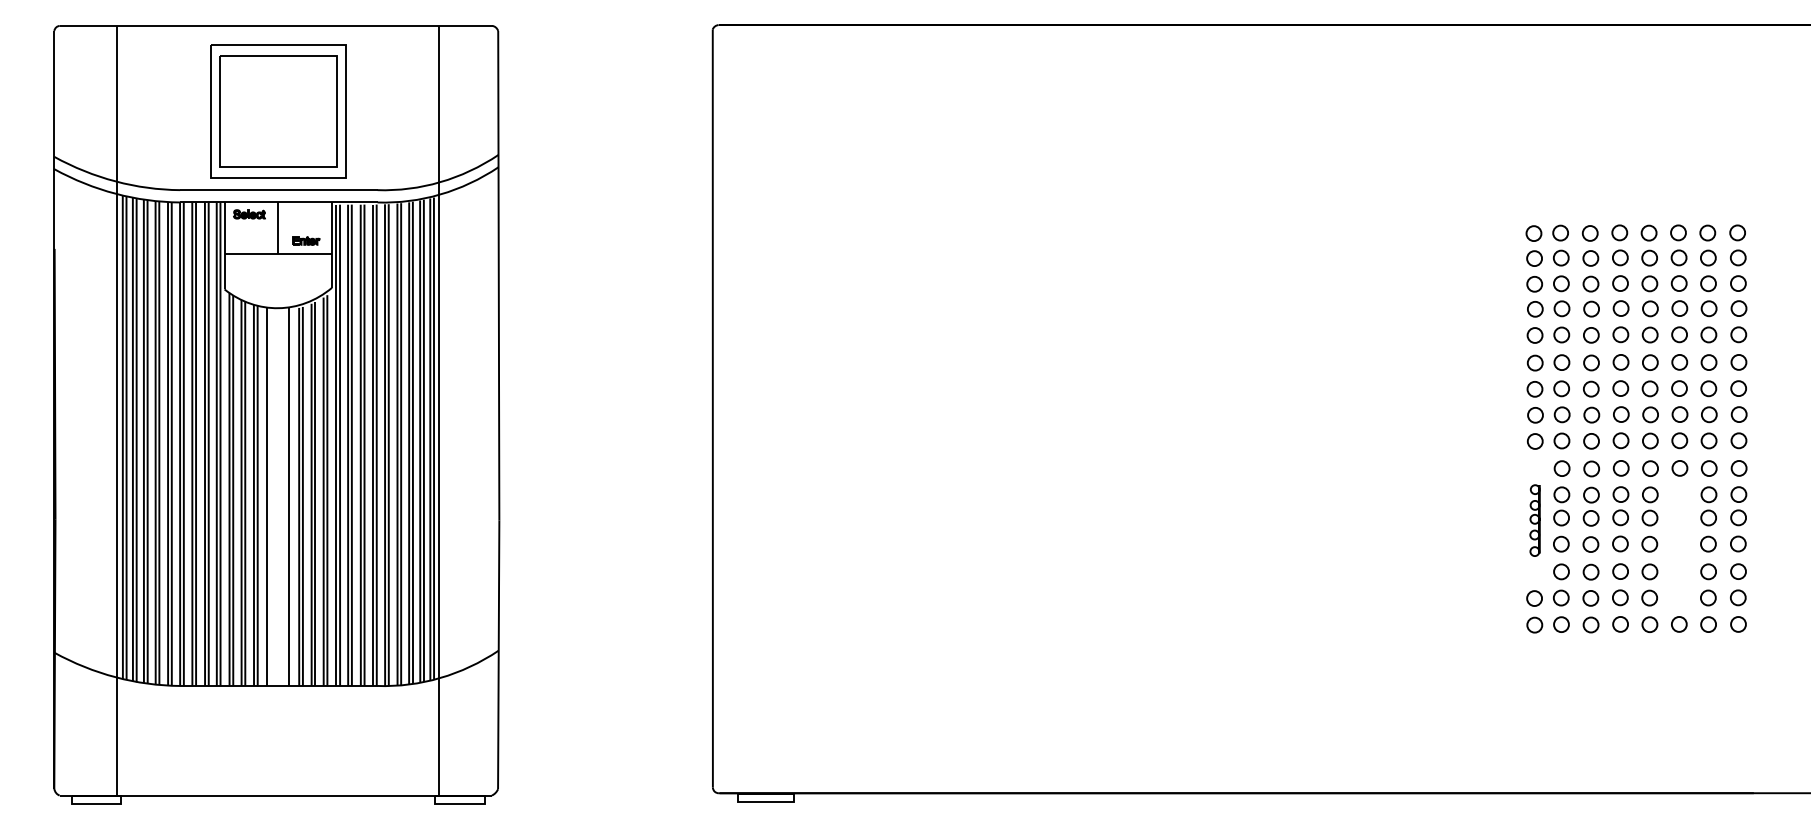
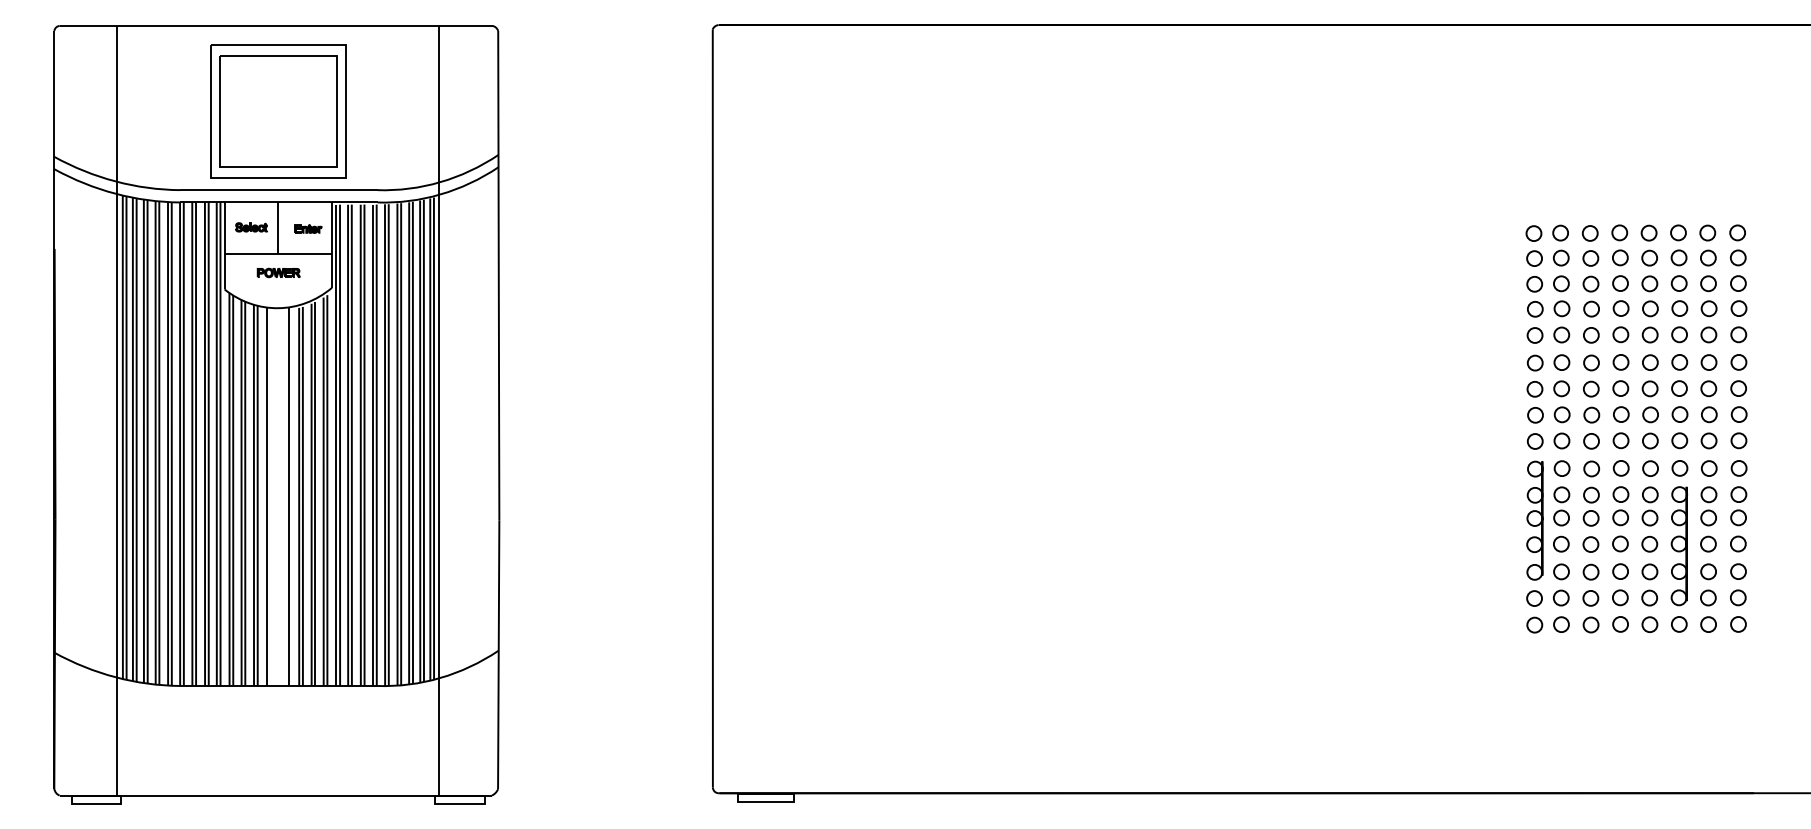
part position: (249, 214) -> (251, 227) (251, 227)
part position: (306, 240) -> (308, 228) (308, 228)
part: none -> present (278, 272)
part size: 12x73 px -> 18x121 px (1534, 520)
part: none -> present (1678, 546)
